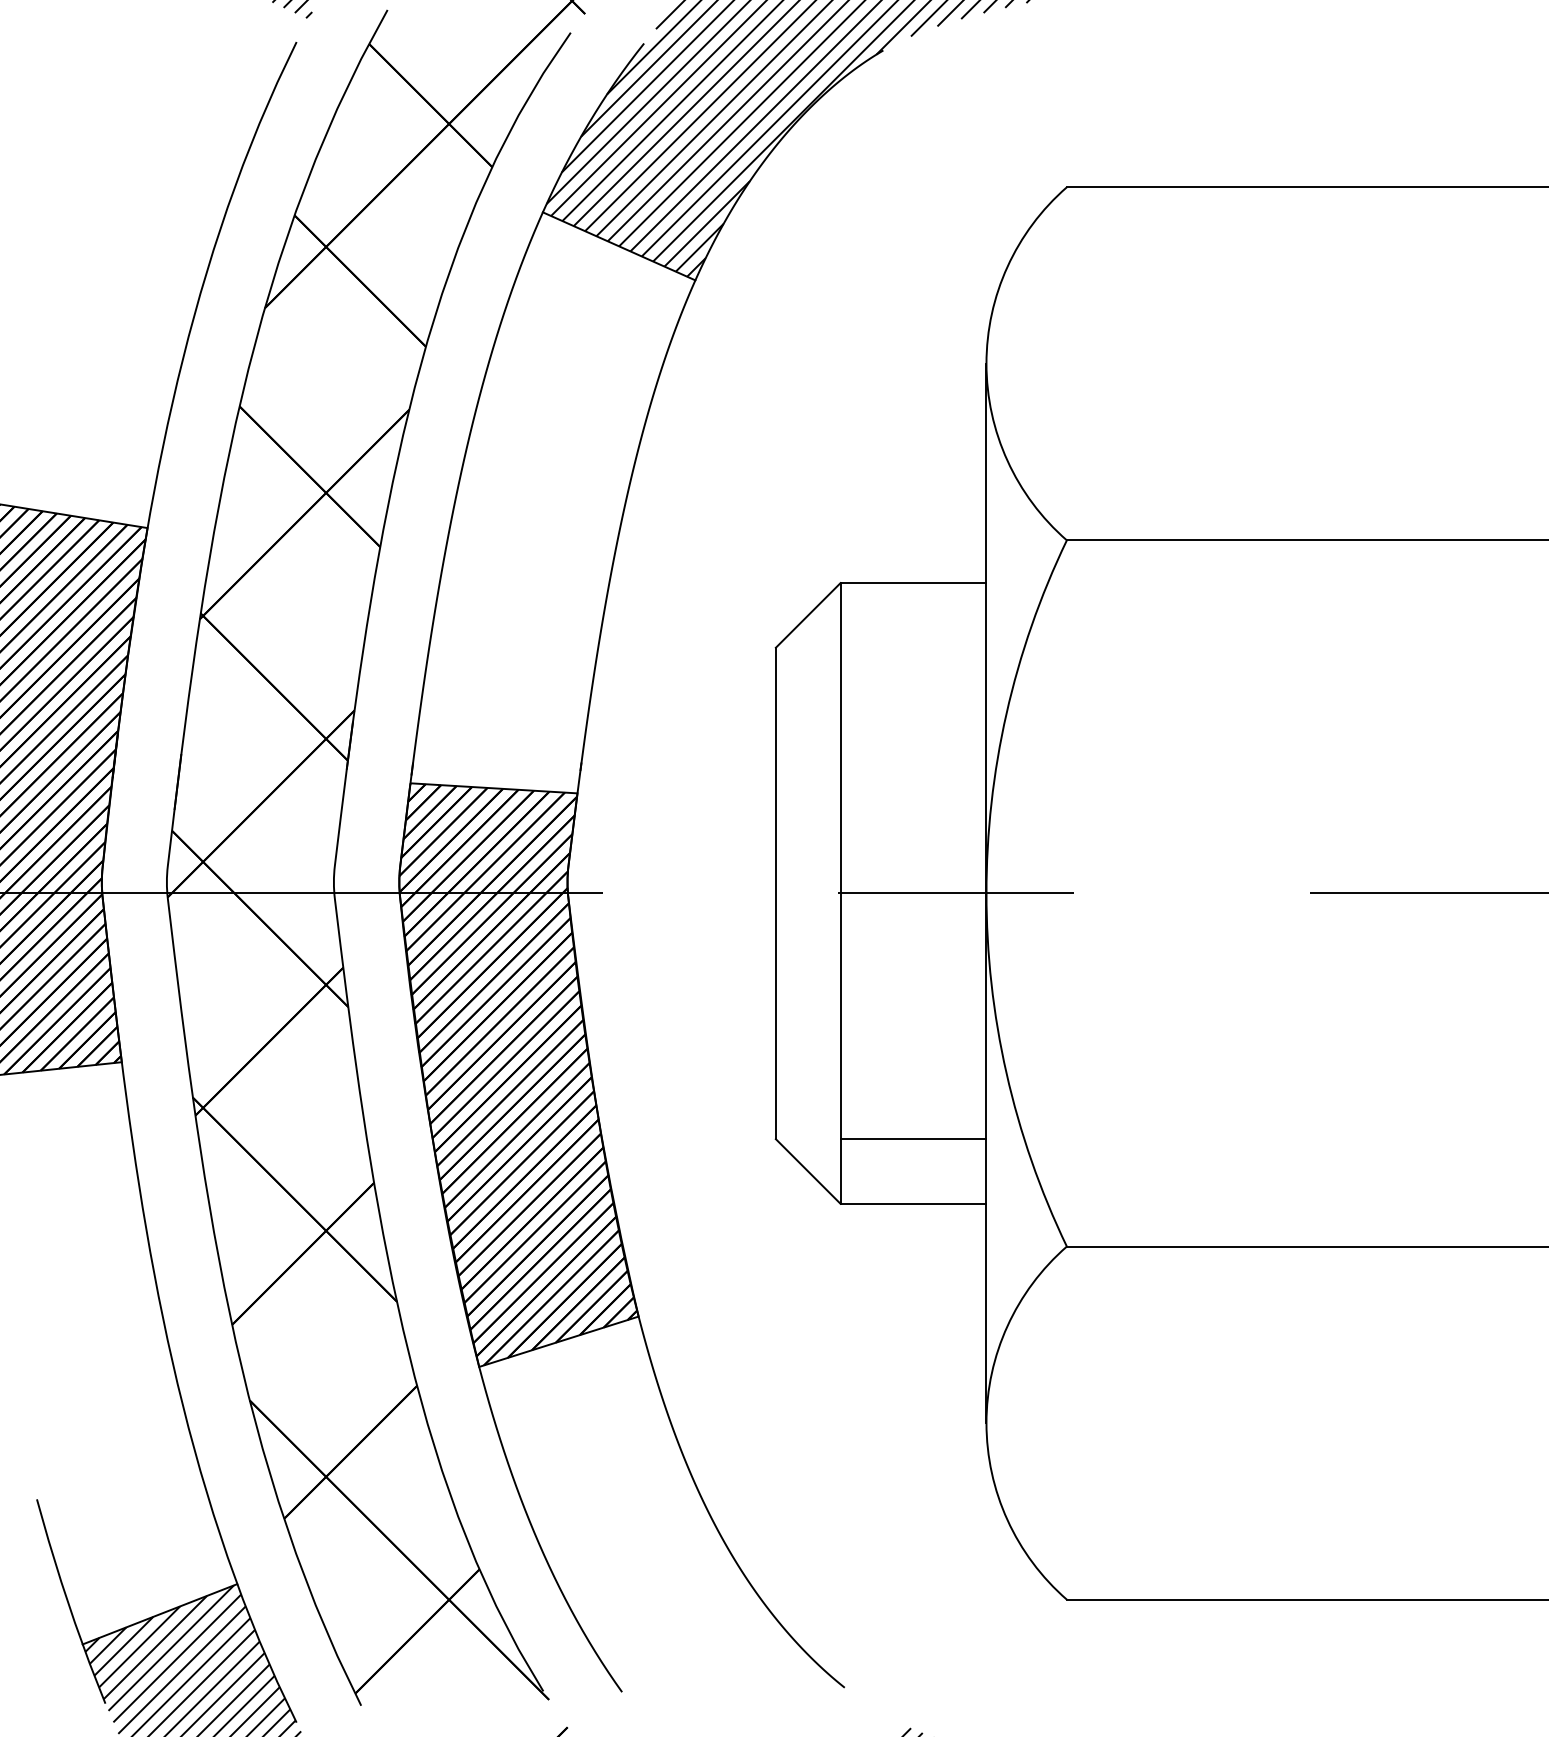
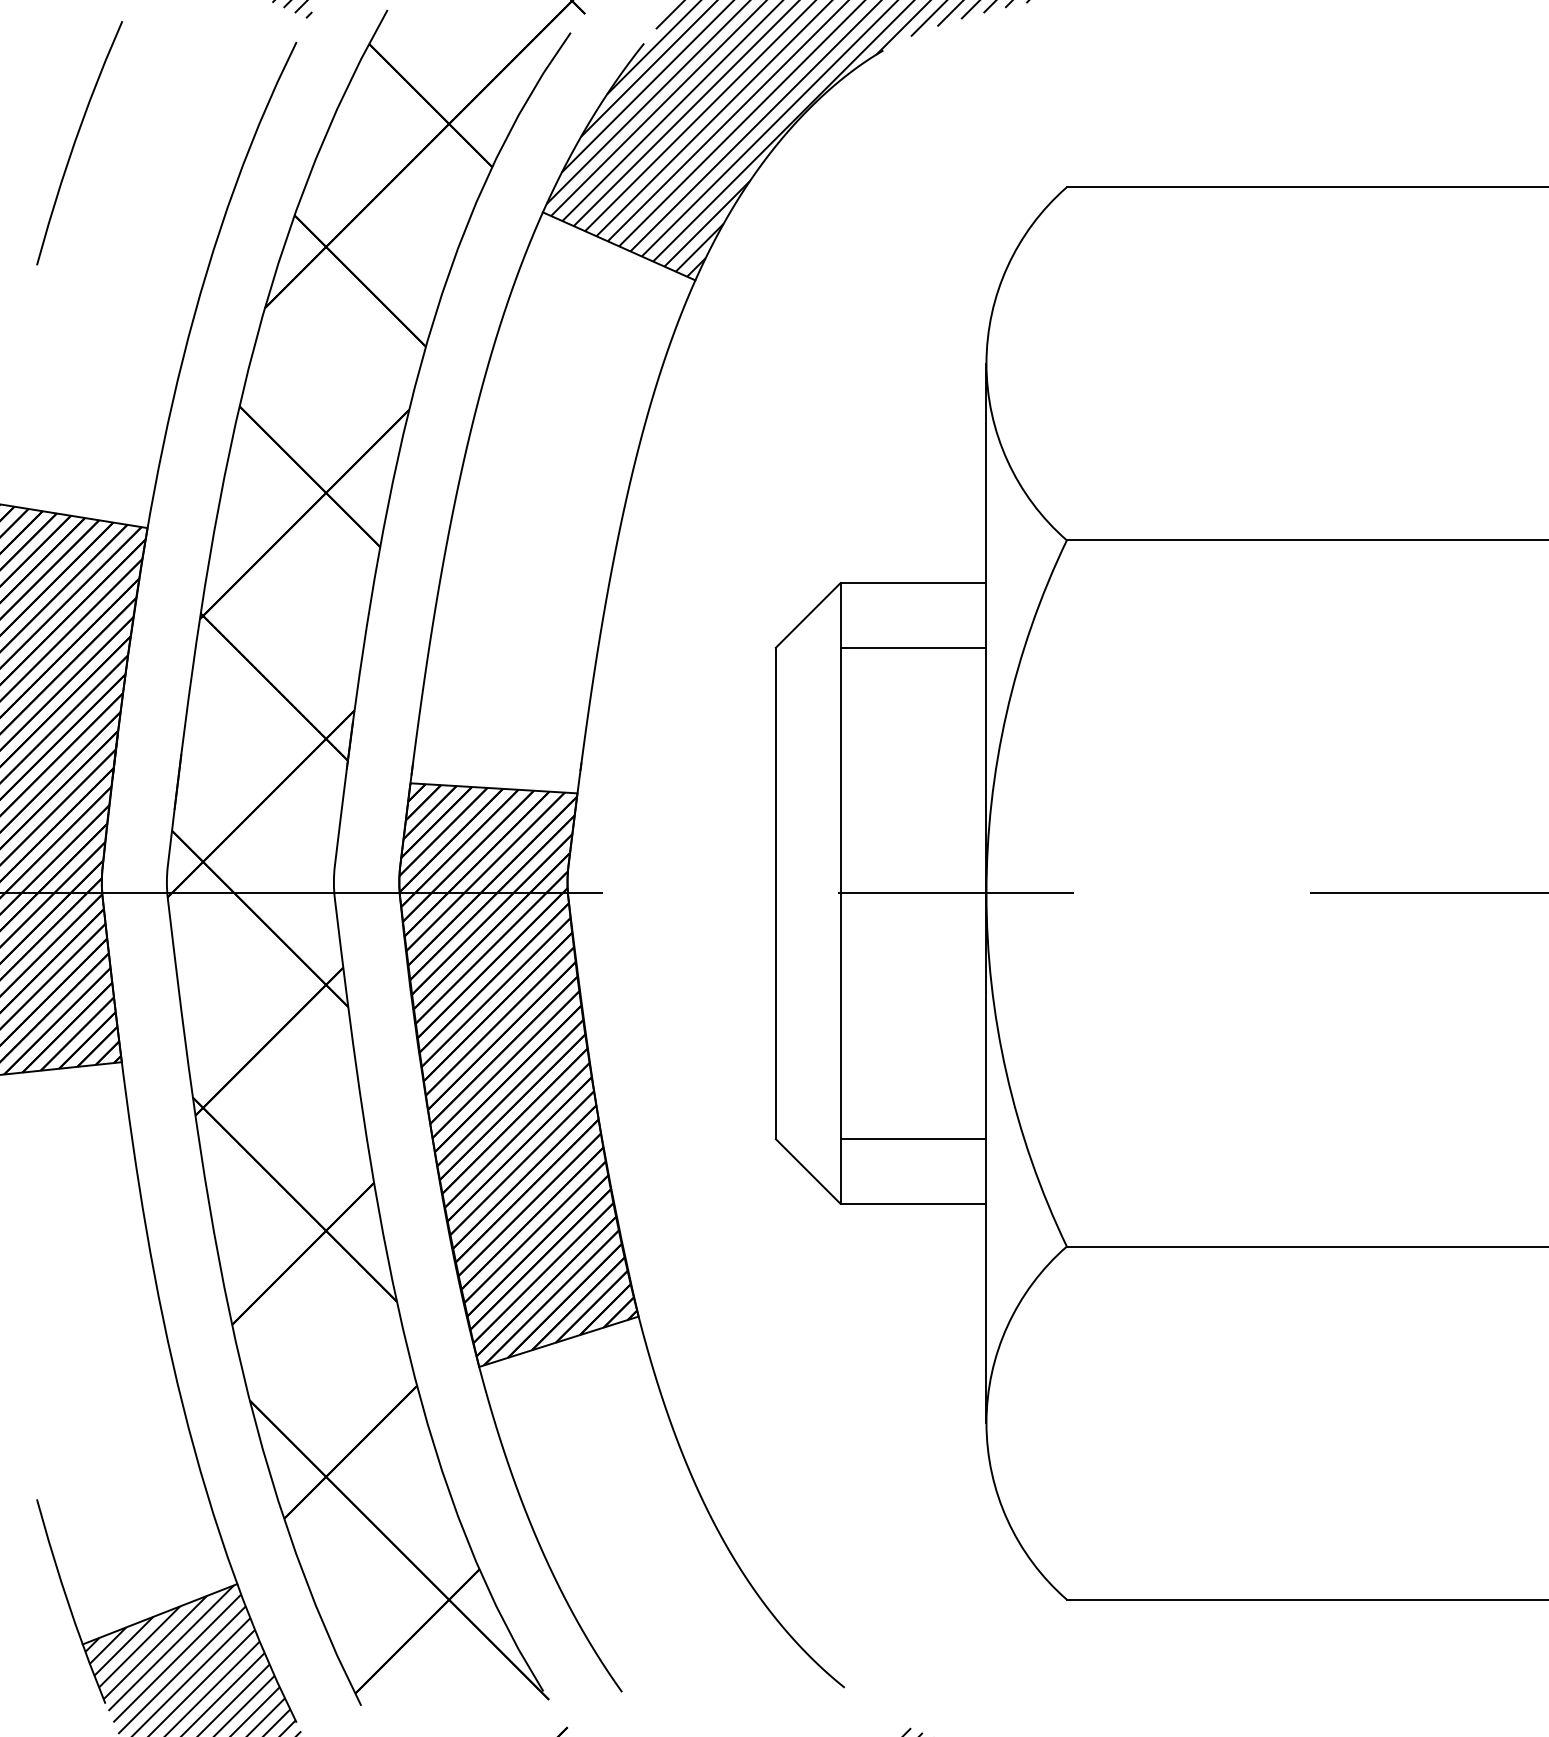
curve: none -> present (76, 141)
line: none -> present (913, 647)
